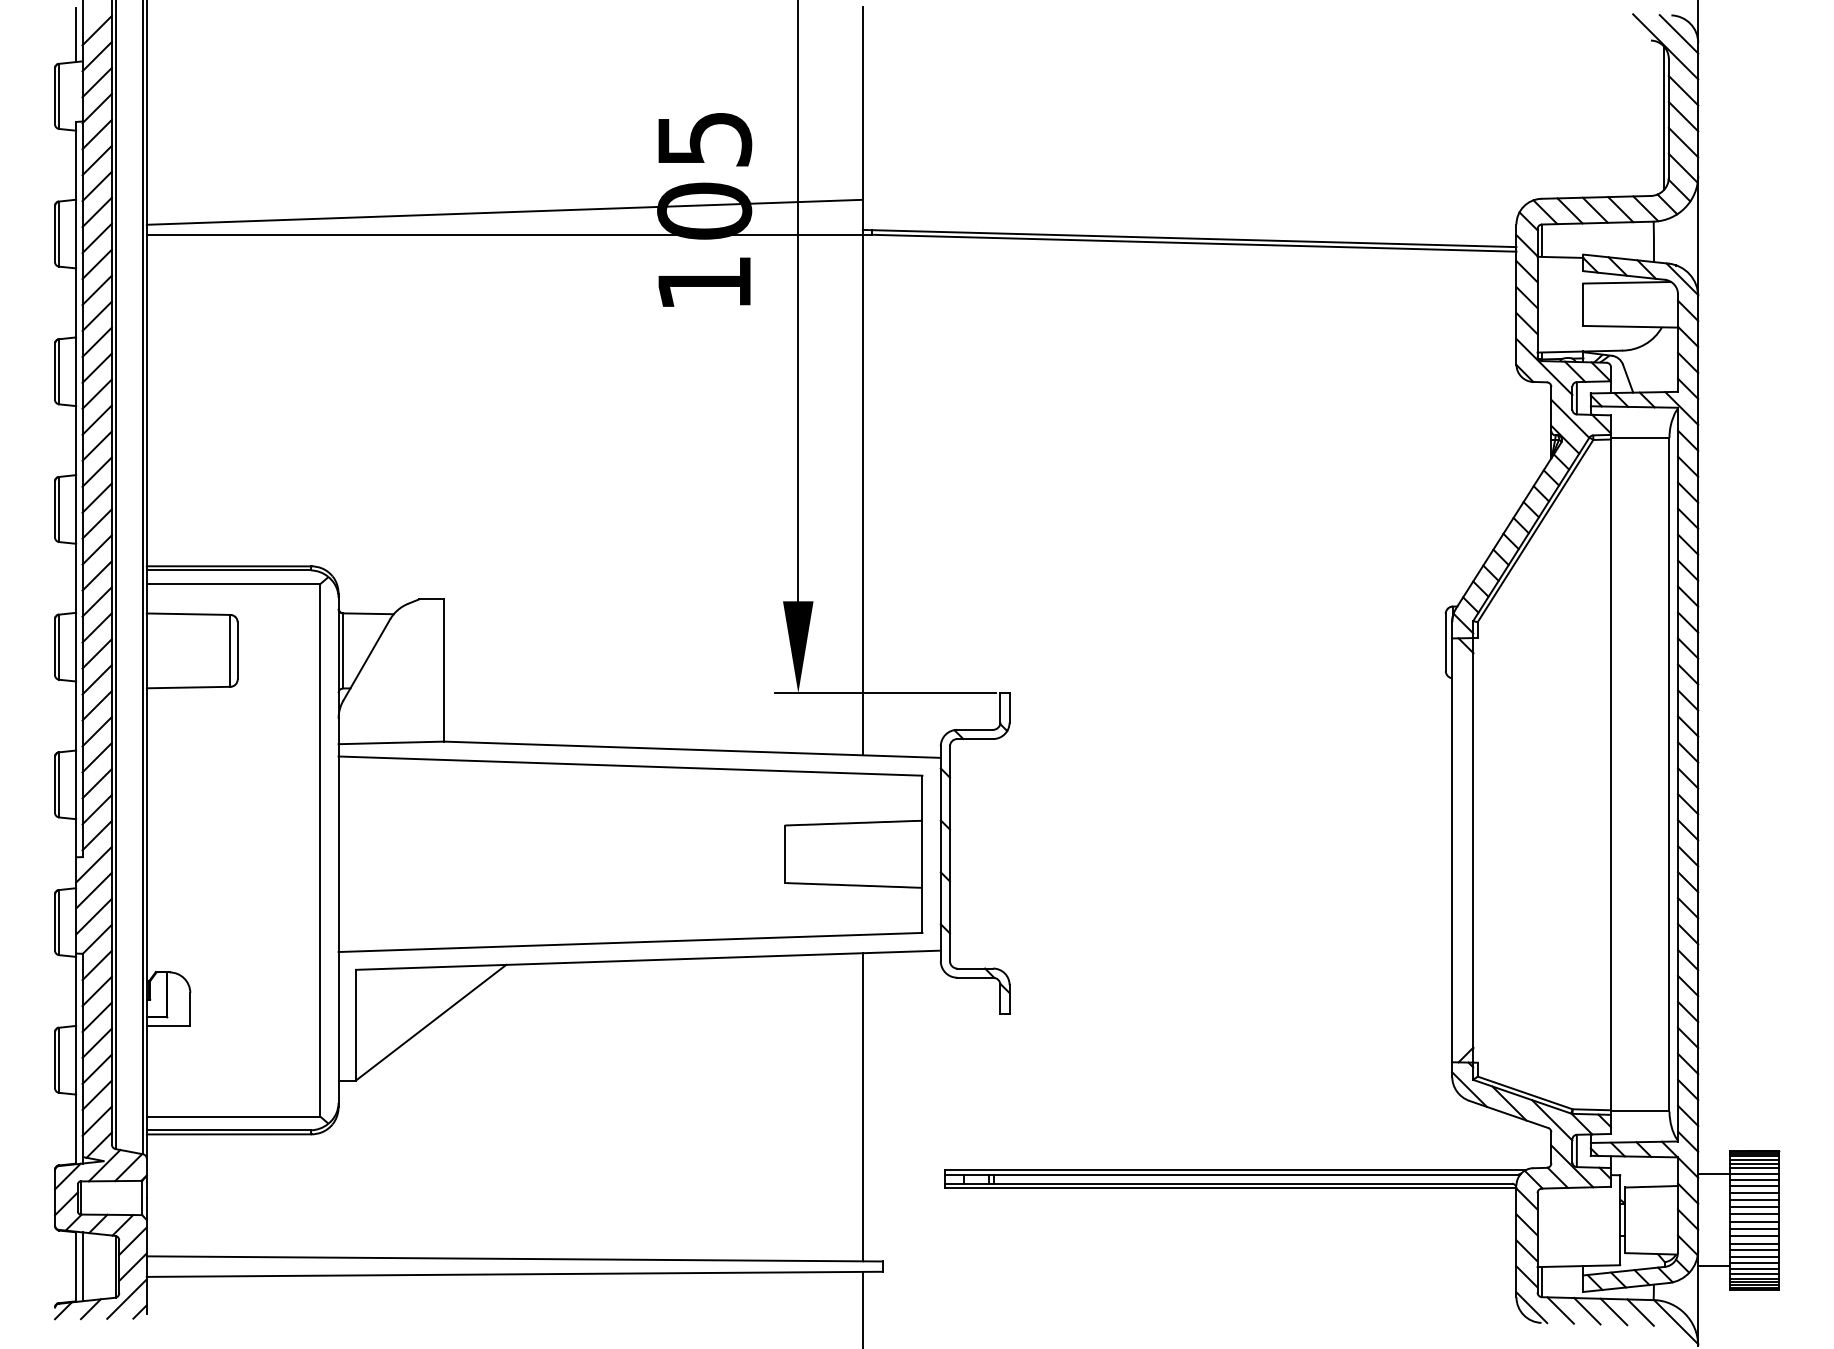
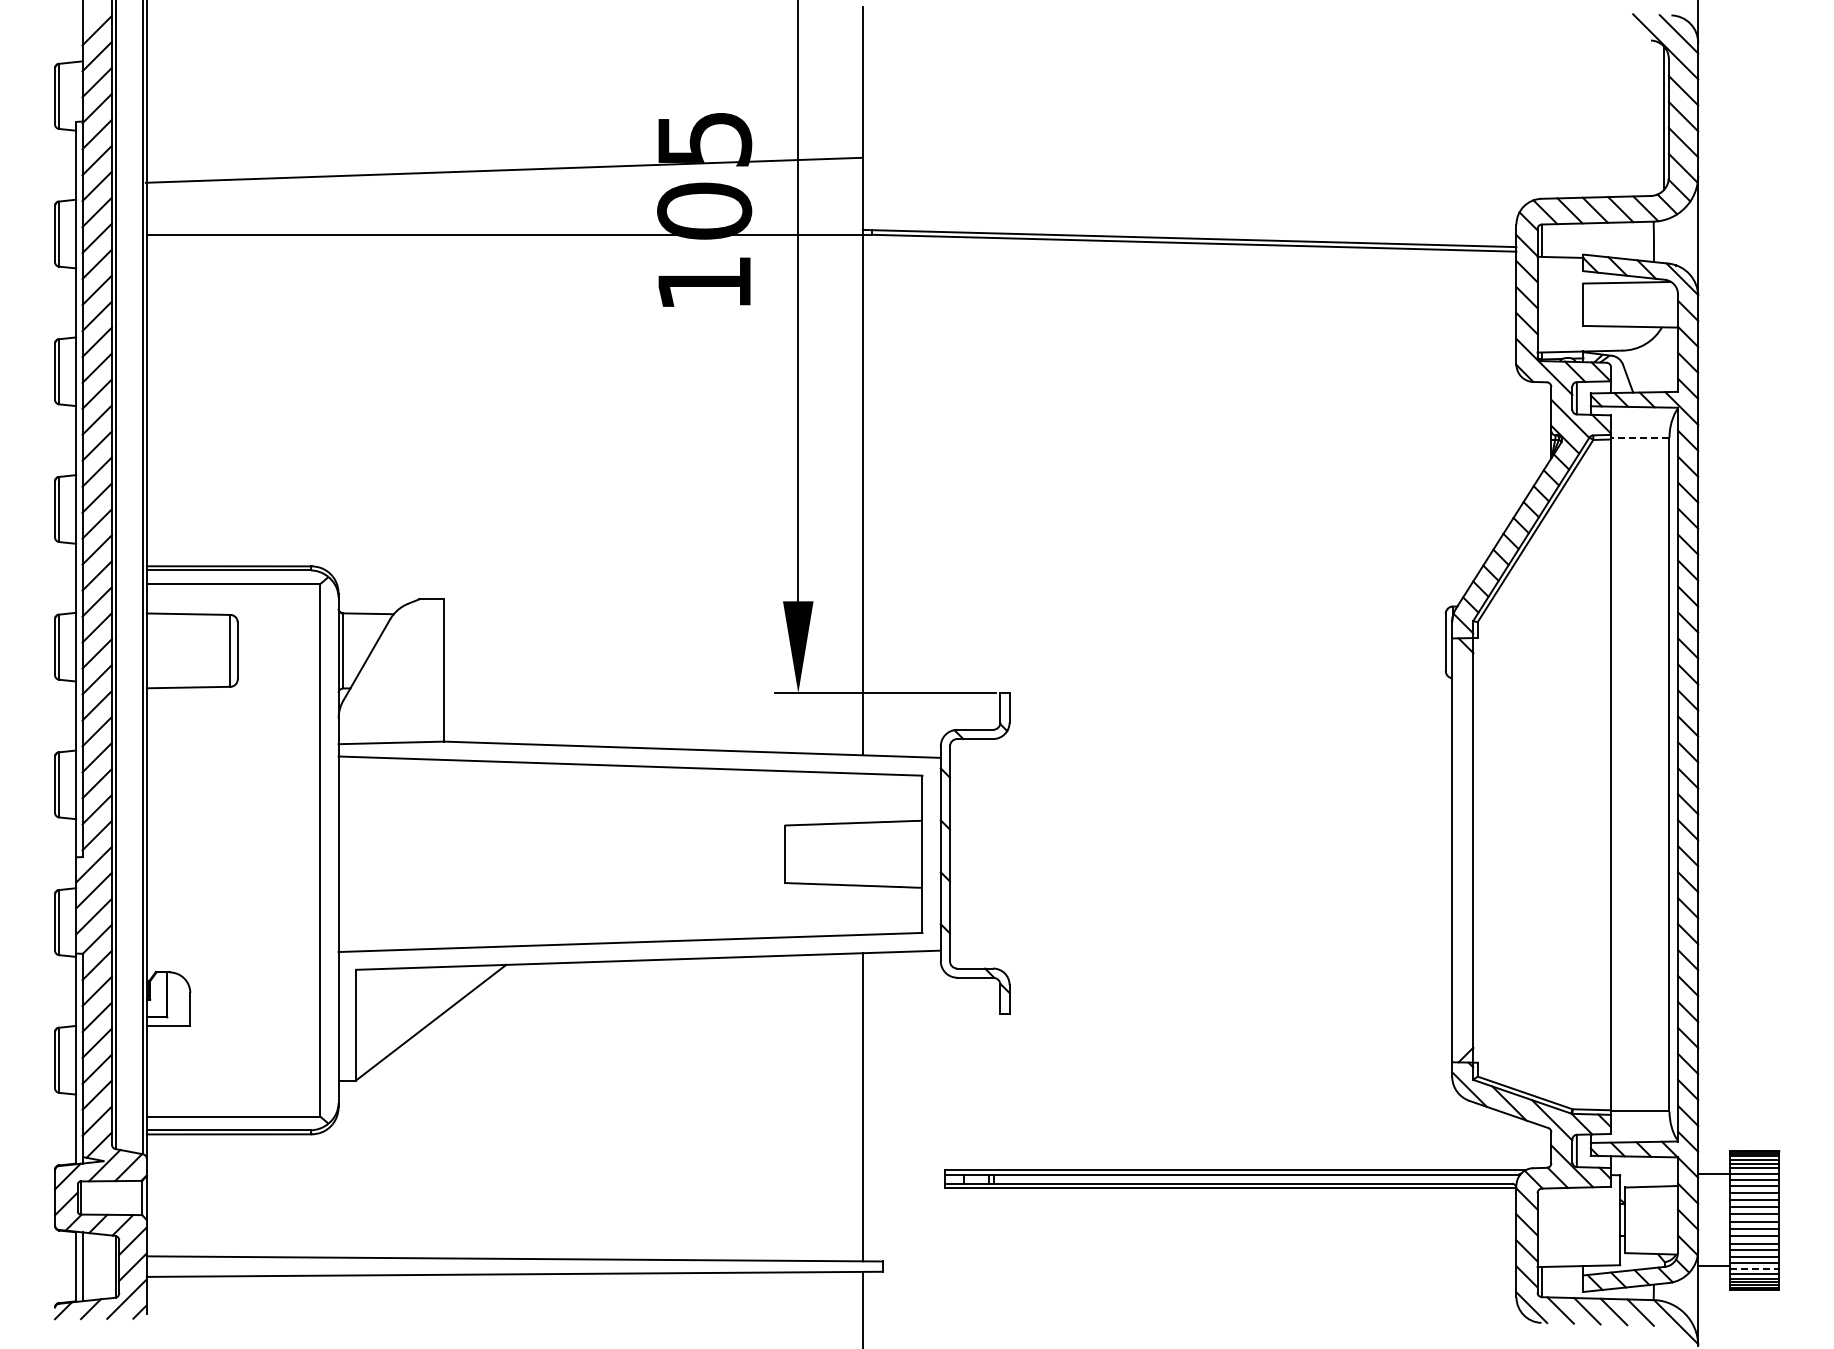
line: present -> none (76, 34)
line position: (504, 211) -> (503, 169) (503, 169)
line: solid -> dashed (1639, 437)
line: solid -> dashed (1754, 1268)
